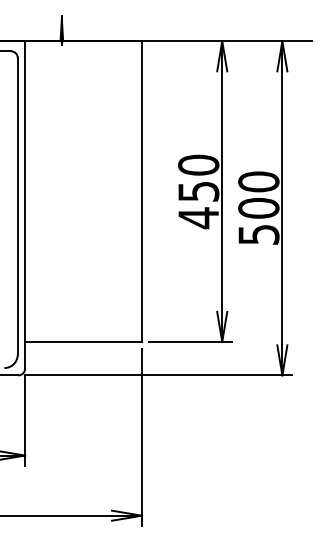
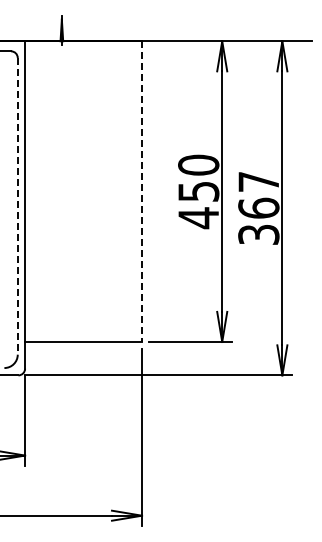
line: solid -> dashed (142, 192)
line: solid -> dashed (17, 206)
text: 500 -> 367 (258, 207)
